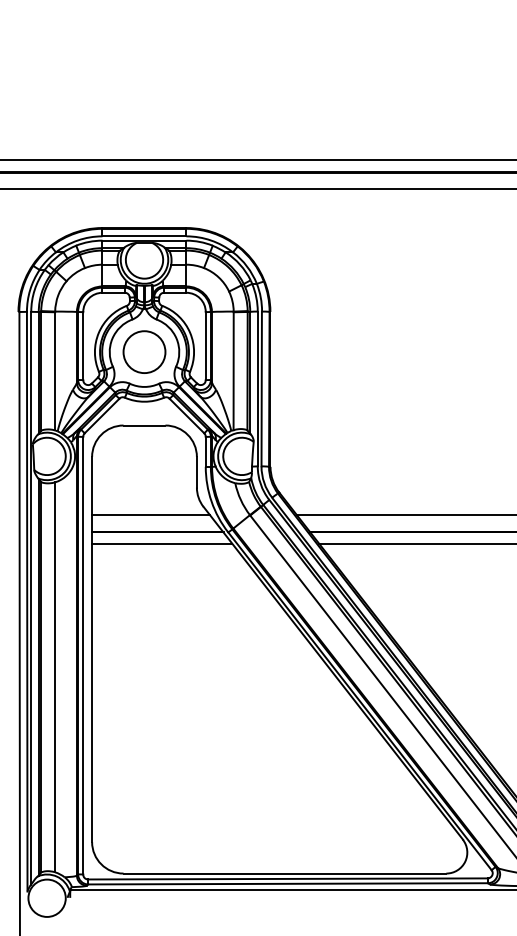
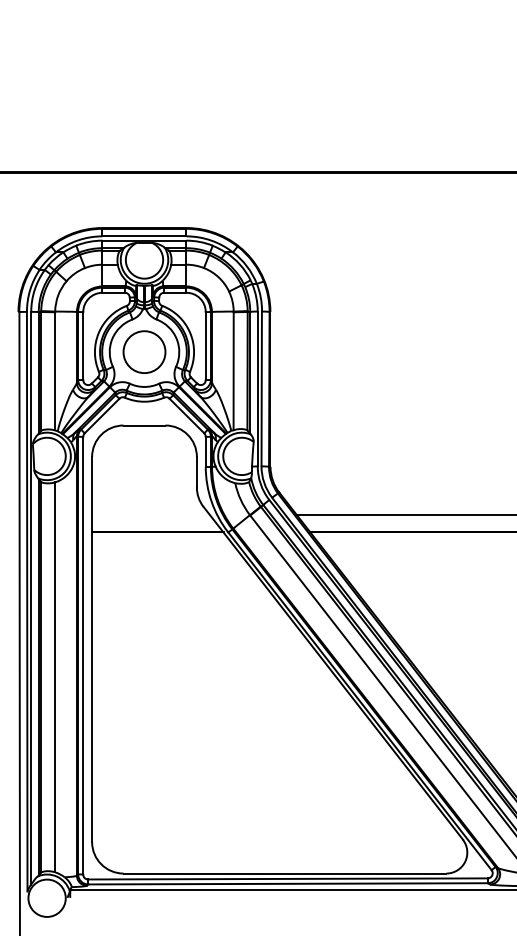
line: present -> none (257, 160)
line: present -> none (257, 189)
line: present -> none (150, 515)
line: present -> none (162, 543)
line: present -> none (416, 543)
